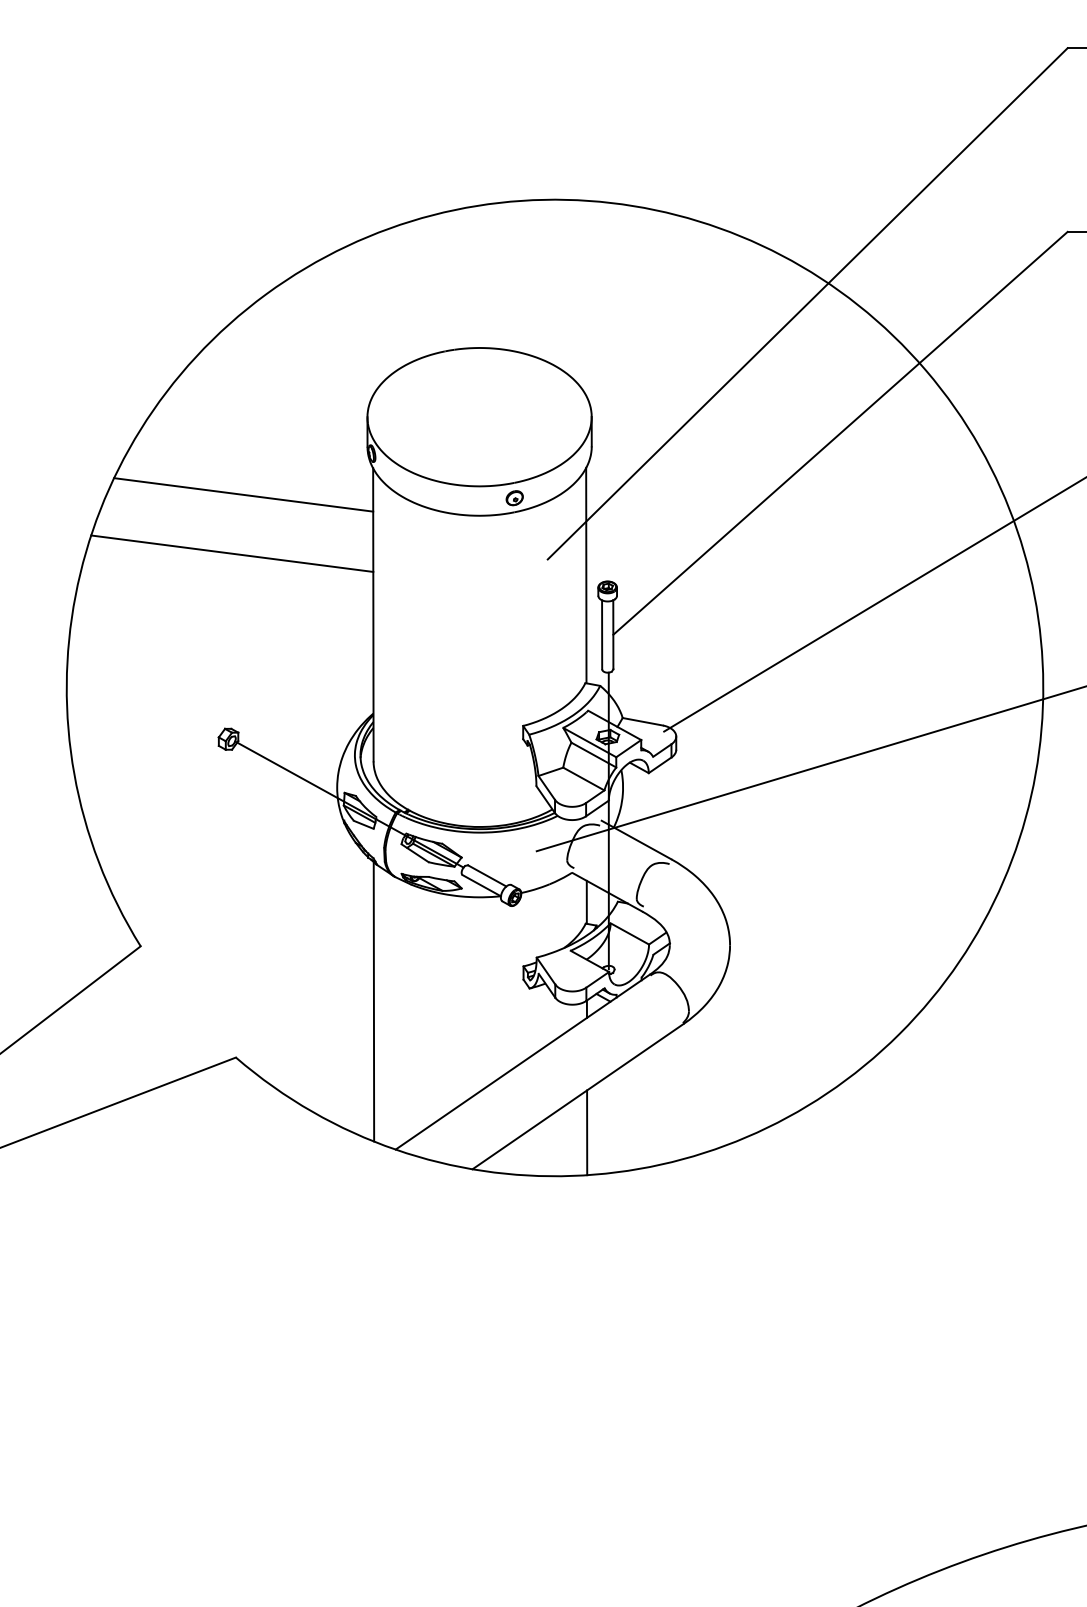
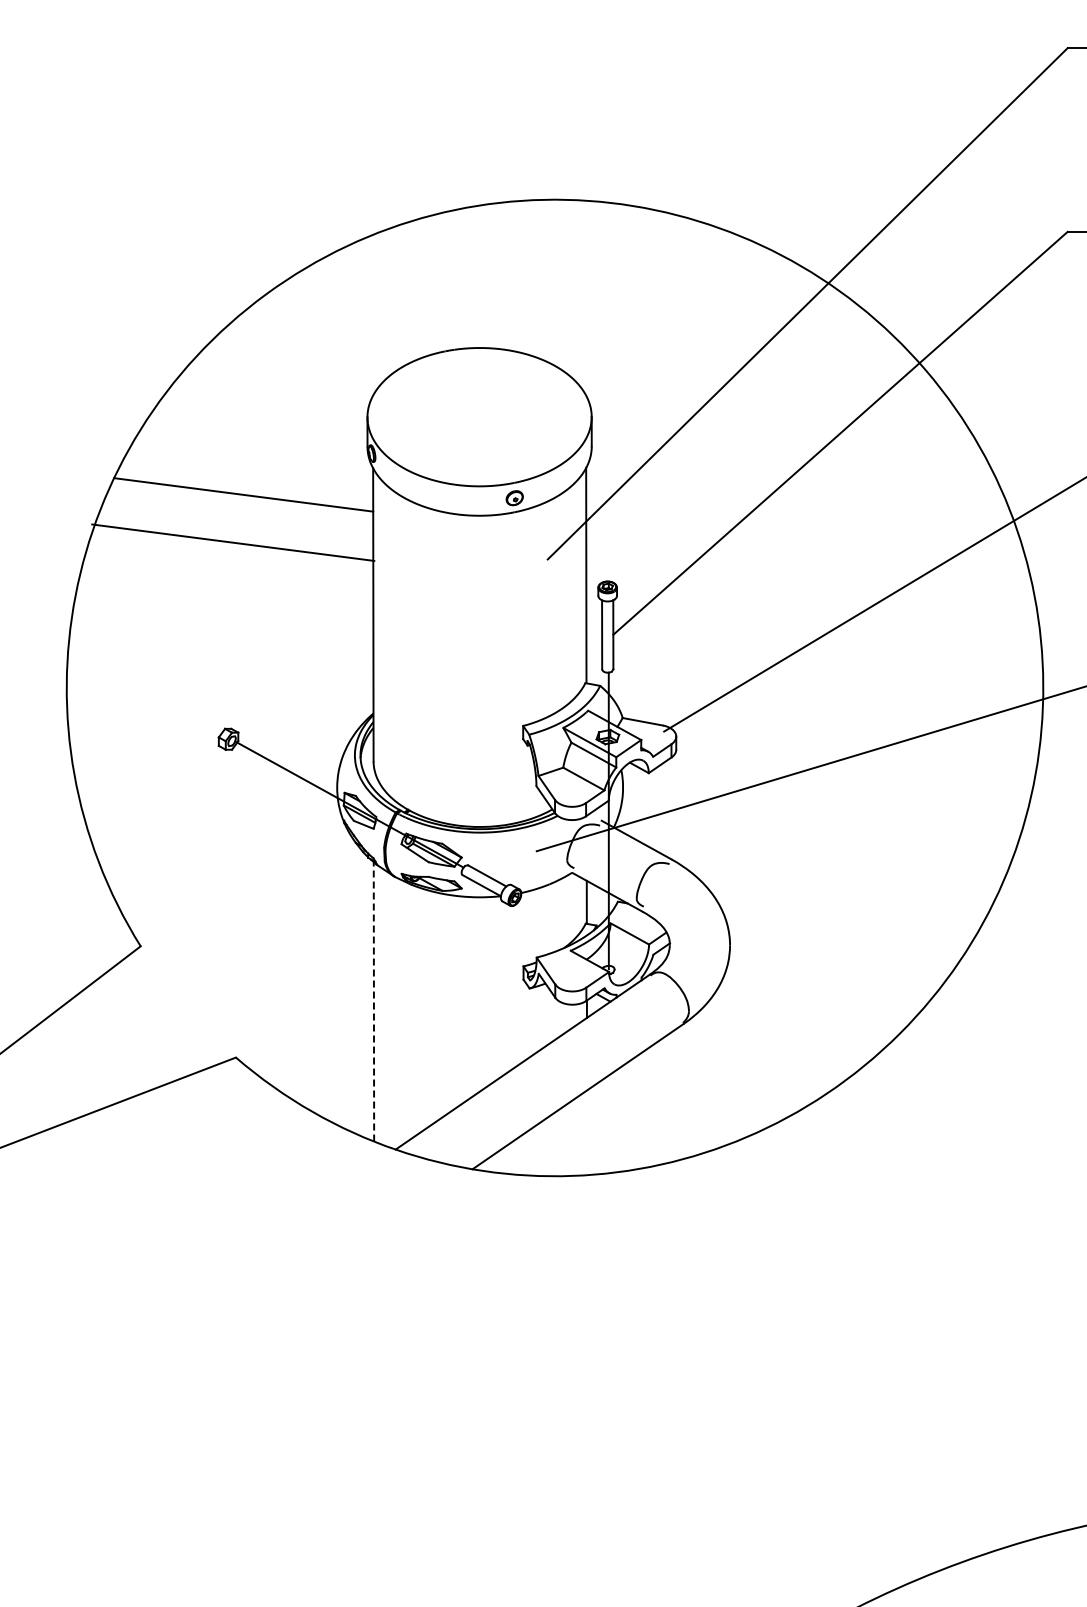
line position: (232, 553) -> (233, 542) (233, 542)
line: solid -> dashed (373, 1001)
line: present -> none (587, 1132)
